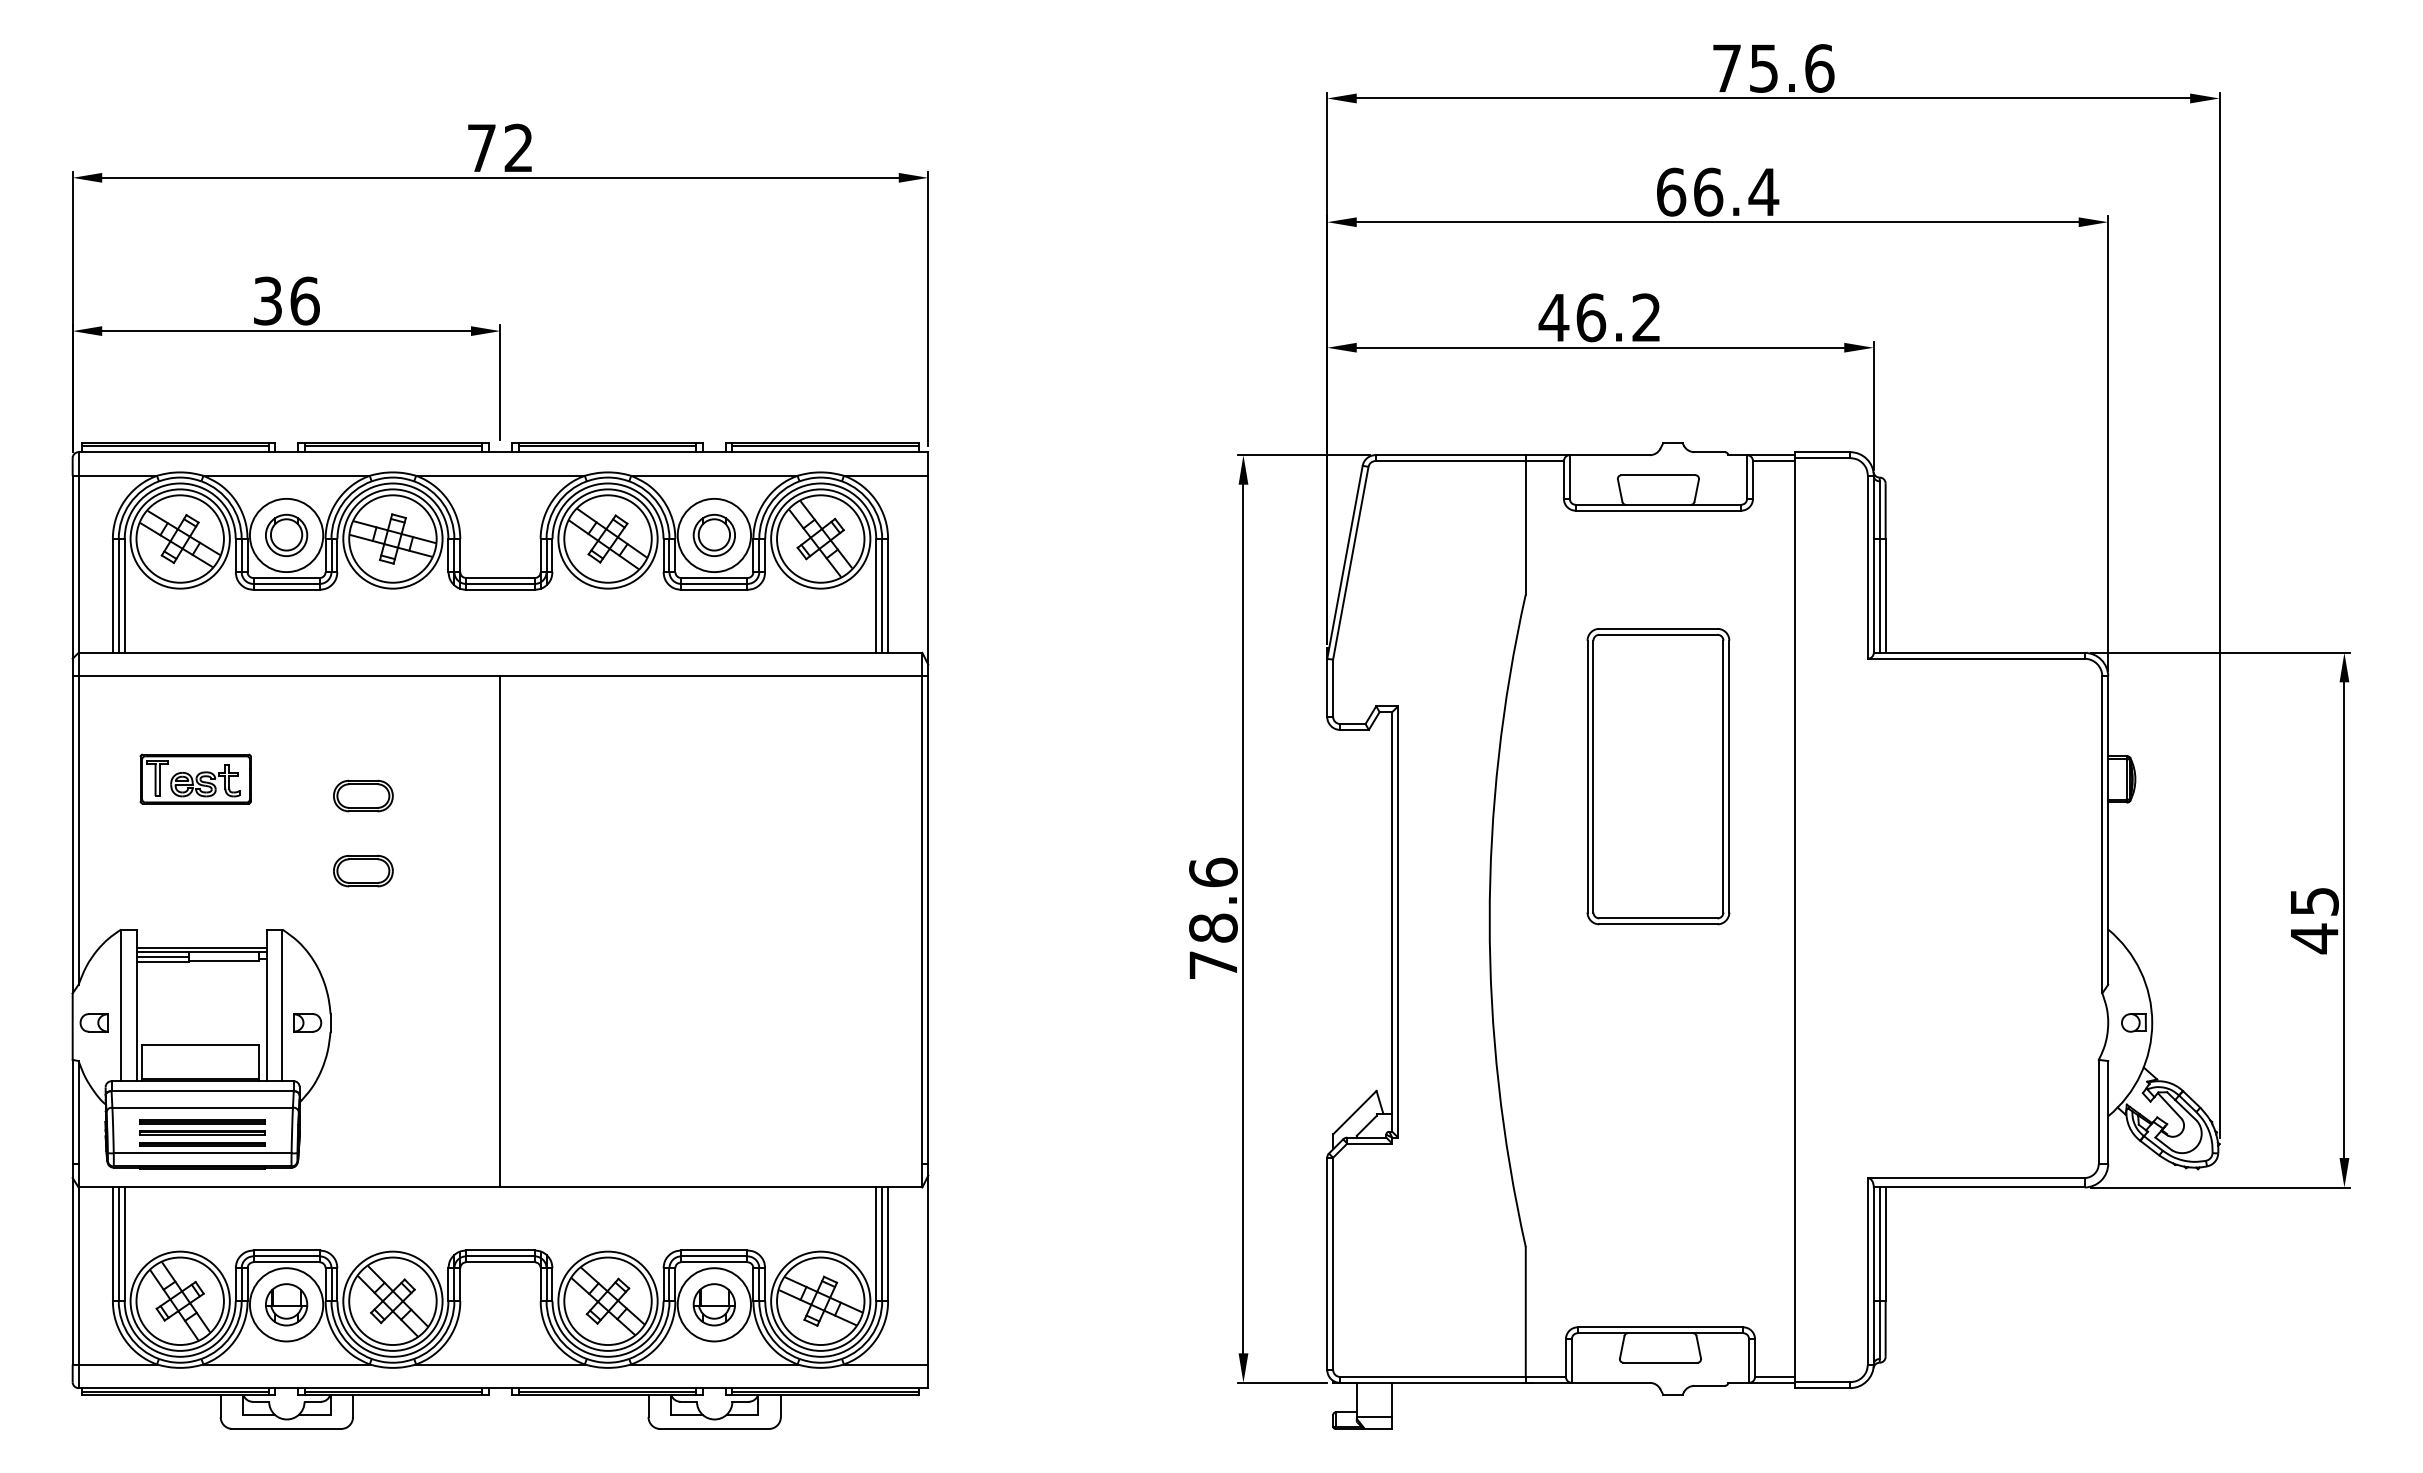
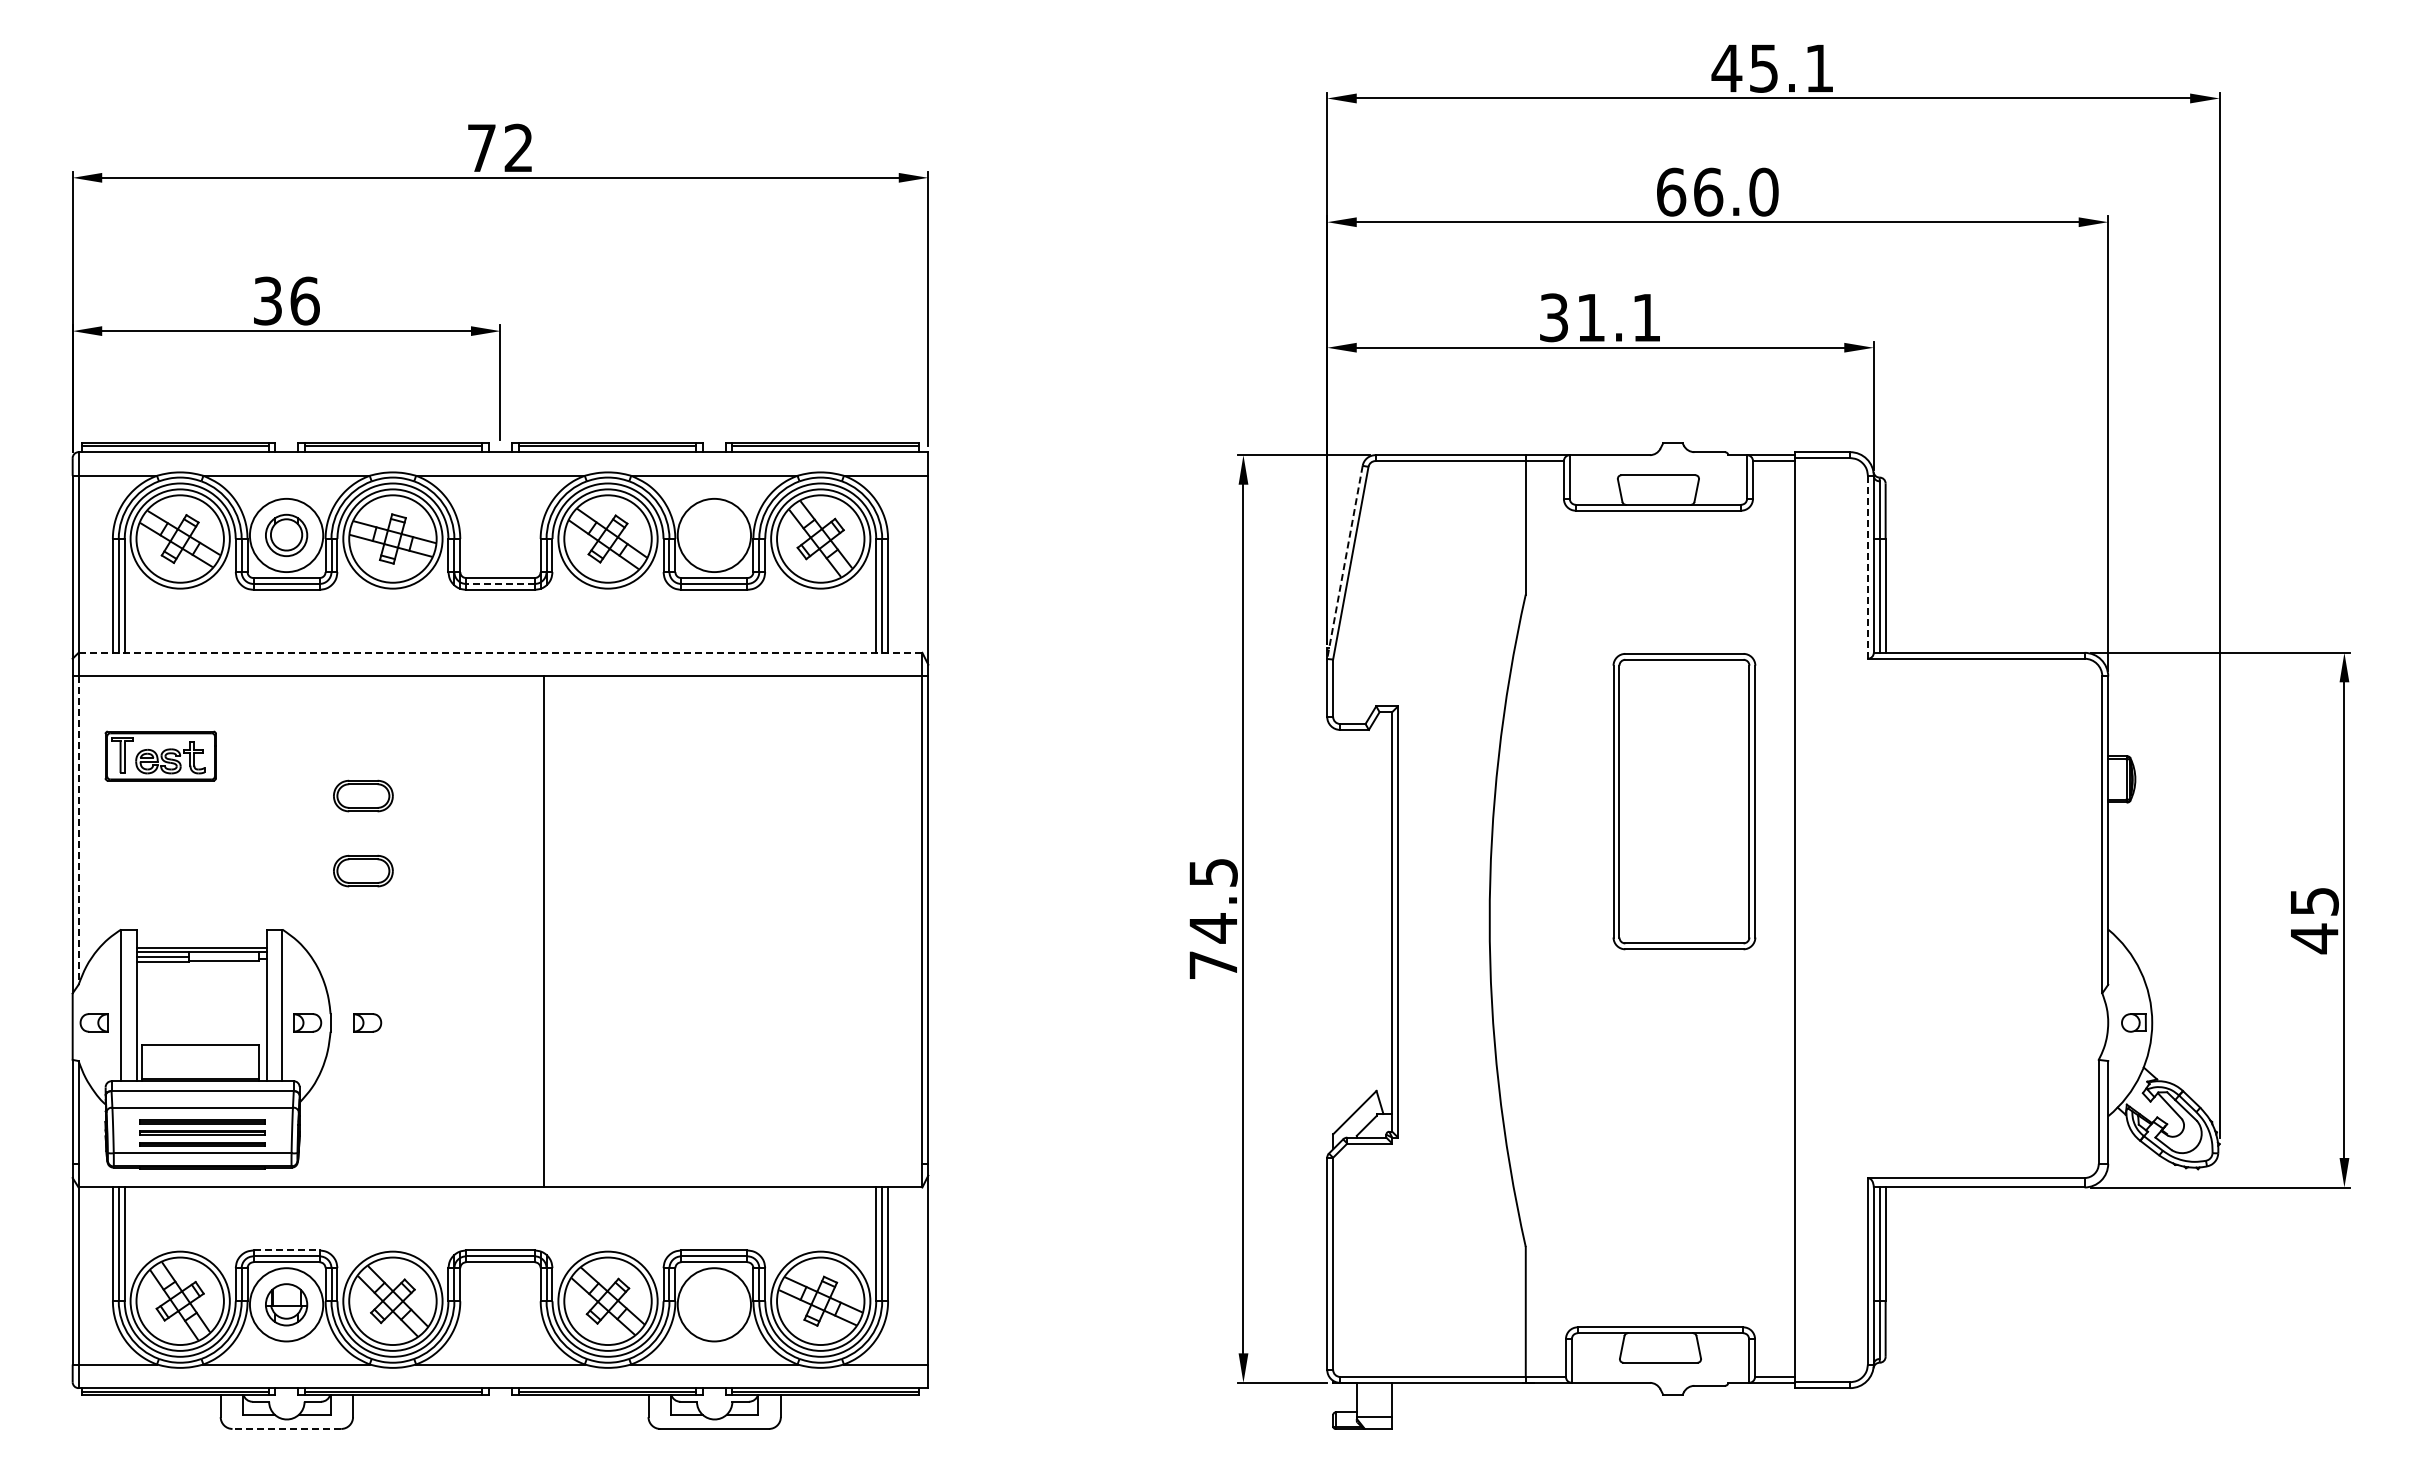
text: 75.6 -> 45.1 (1772, 68)
text: 66.4 -> 66.0 (1763, 191)
text: 46.2 -> 31.1 (1598, 317)
part: present -> none (713, 535)
line: solid -> dashed (1344, 562)
line: solid -> dashed (1867, 566)
line: solid -> dashed (499, 583)
line: solid -> dashed (500, 652)
part position: (1658, 776) -> (1684, 801) (1684, 801)
part position: (195, 778) -> (160, 755) (160, 755)
line: solid -> dashed (78, 831)
text: 78.6 -> 74.5 (1213, 900)
line position: (500, 931) -> (544, 931) (544, 931)
part: none -> present (367, 1022)
line: solid -> dashed (287, 1250)
part: present -> none (713, 1304)
line: solid -> dashed (286, 1428)
